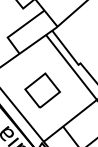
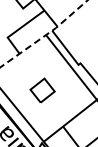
line: solid -> dashed (45, 35)
part size: 37x37 px -> 27x27 px (42, 90)
